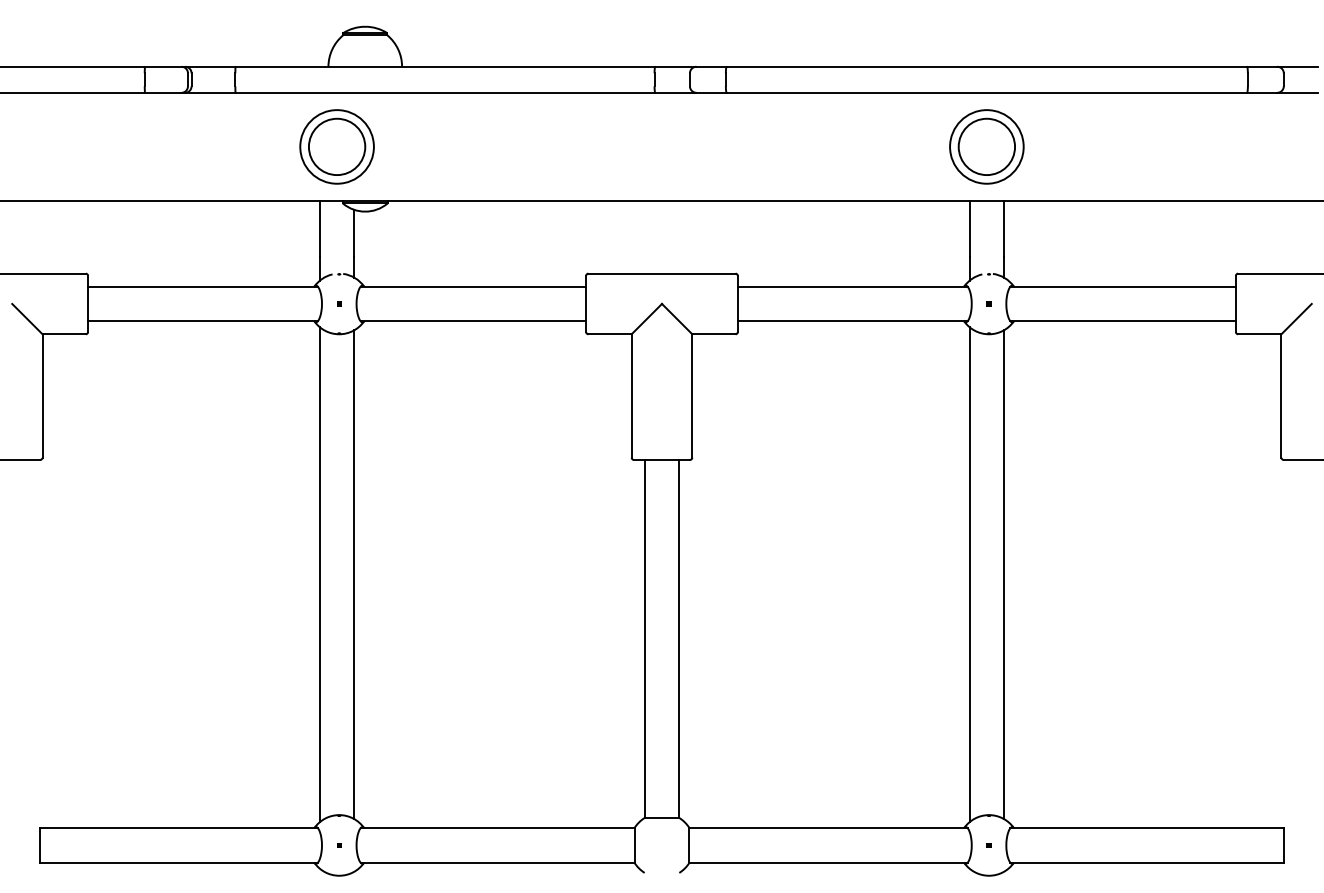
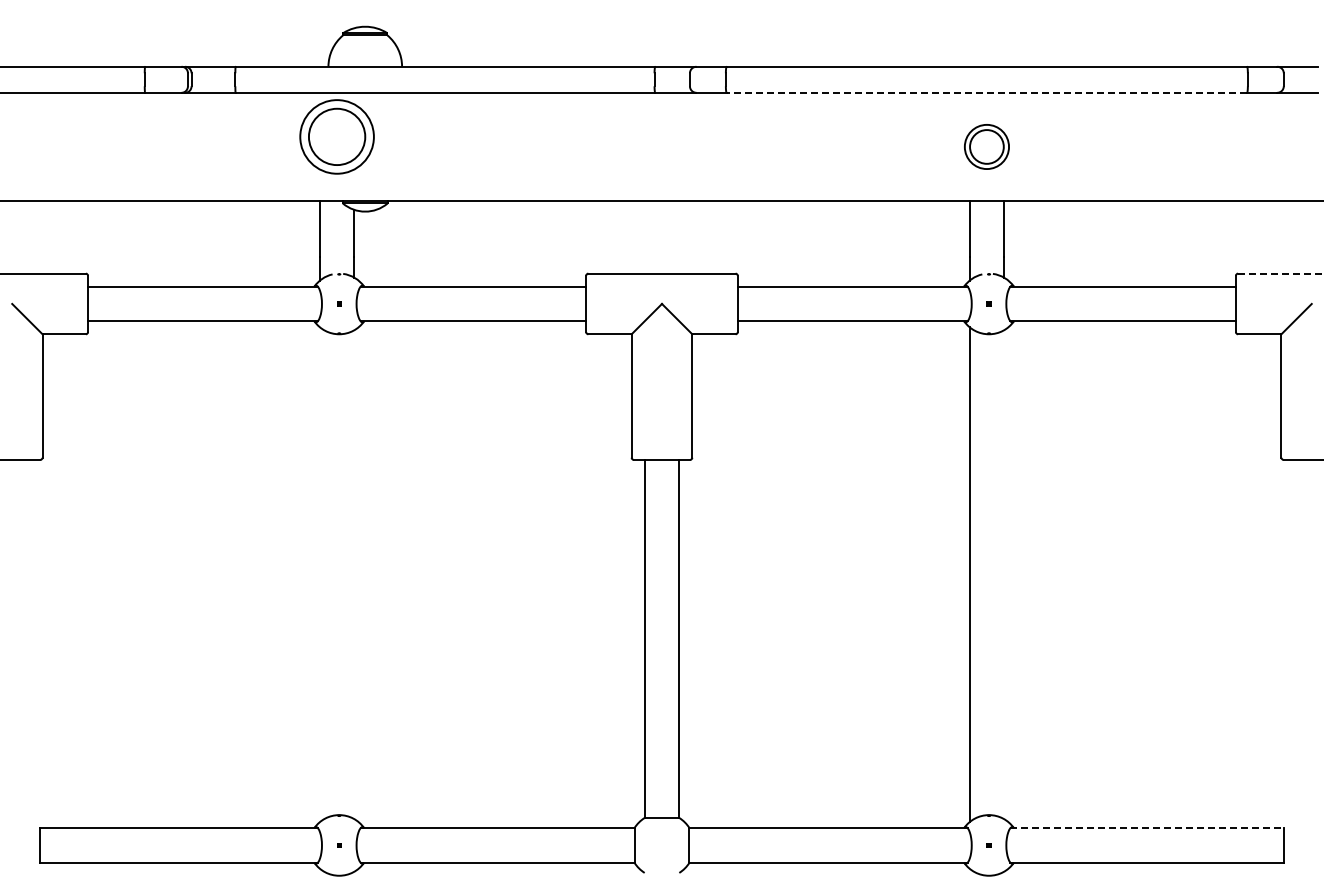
line: solid -> dashed (986, 92)
part position: (336, 146) -> (336, 136) (336, 136)
part size: 76x76 px -> 46x46 px (986, 146)
line: solid -> dashed (1280, 273)
line: present -> none (319, 574)
line: present -> none (354, 574)
line: present -> none (1004, 574)
line: solid -> dashed (1147, 828)
